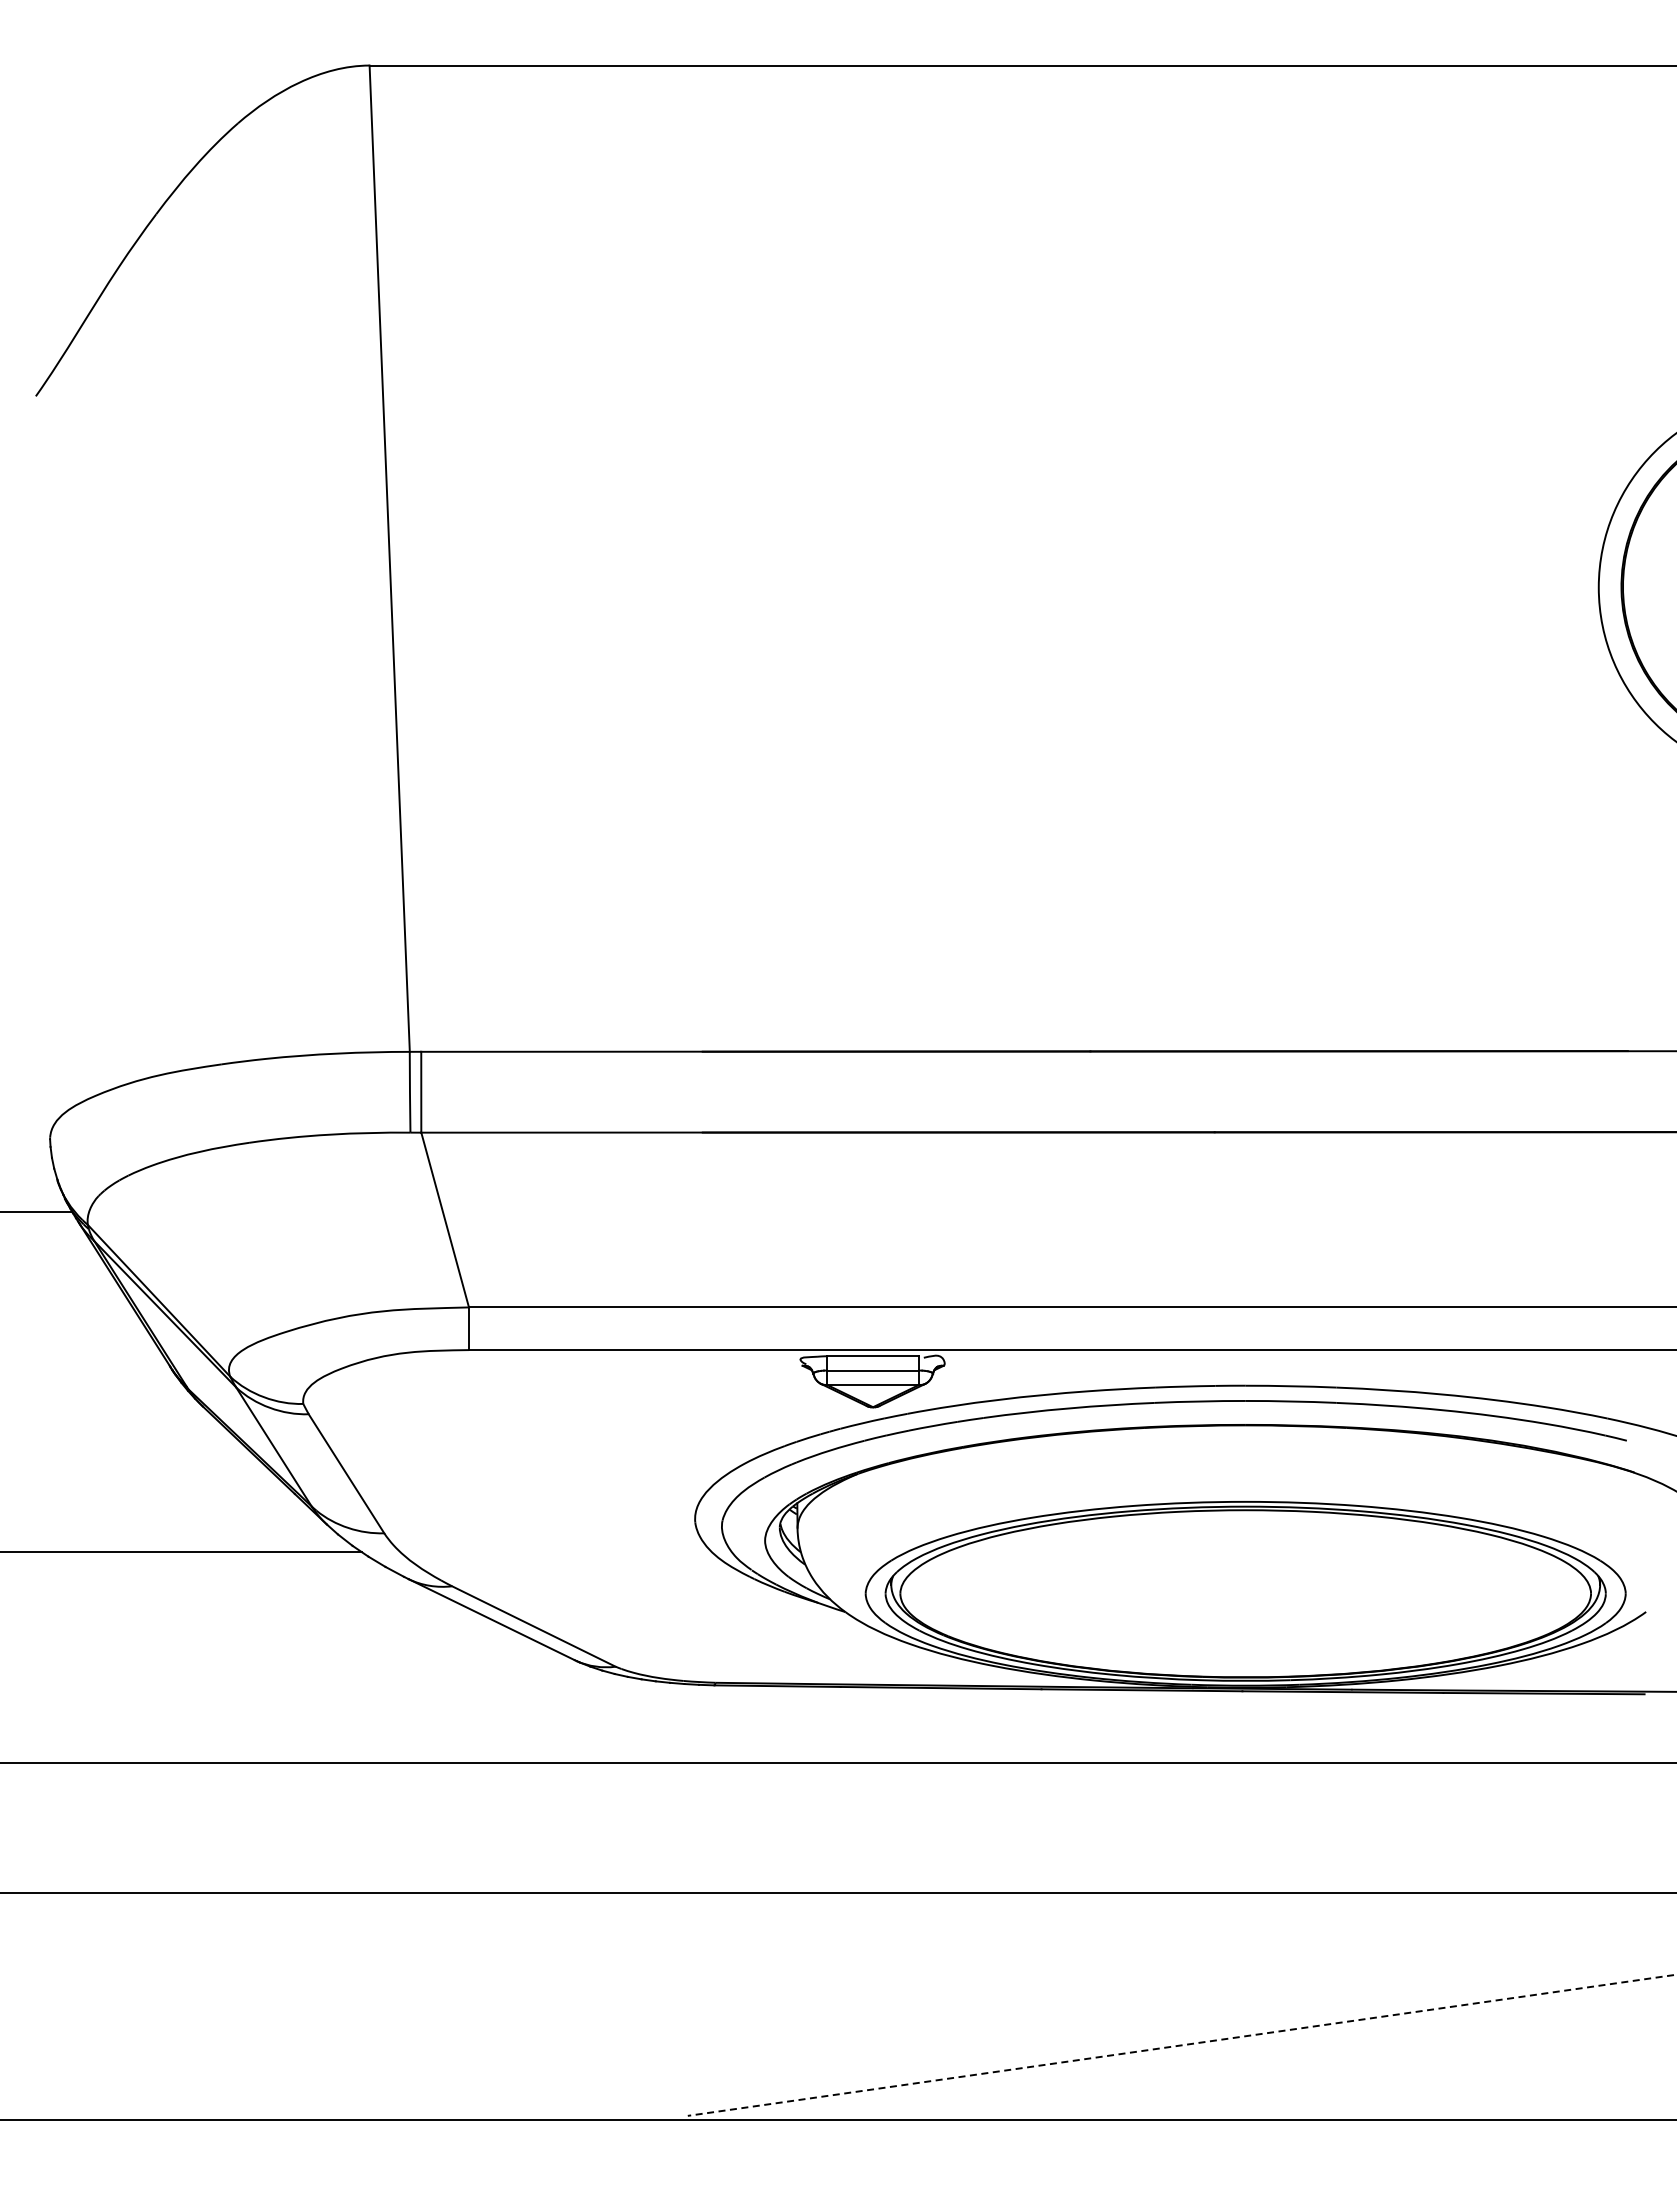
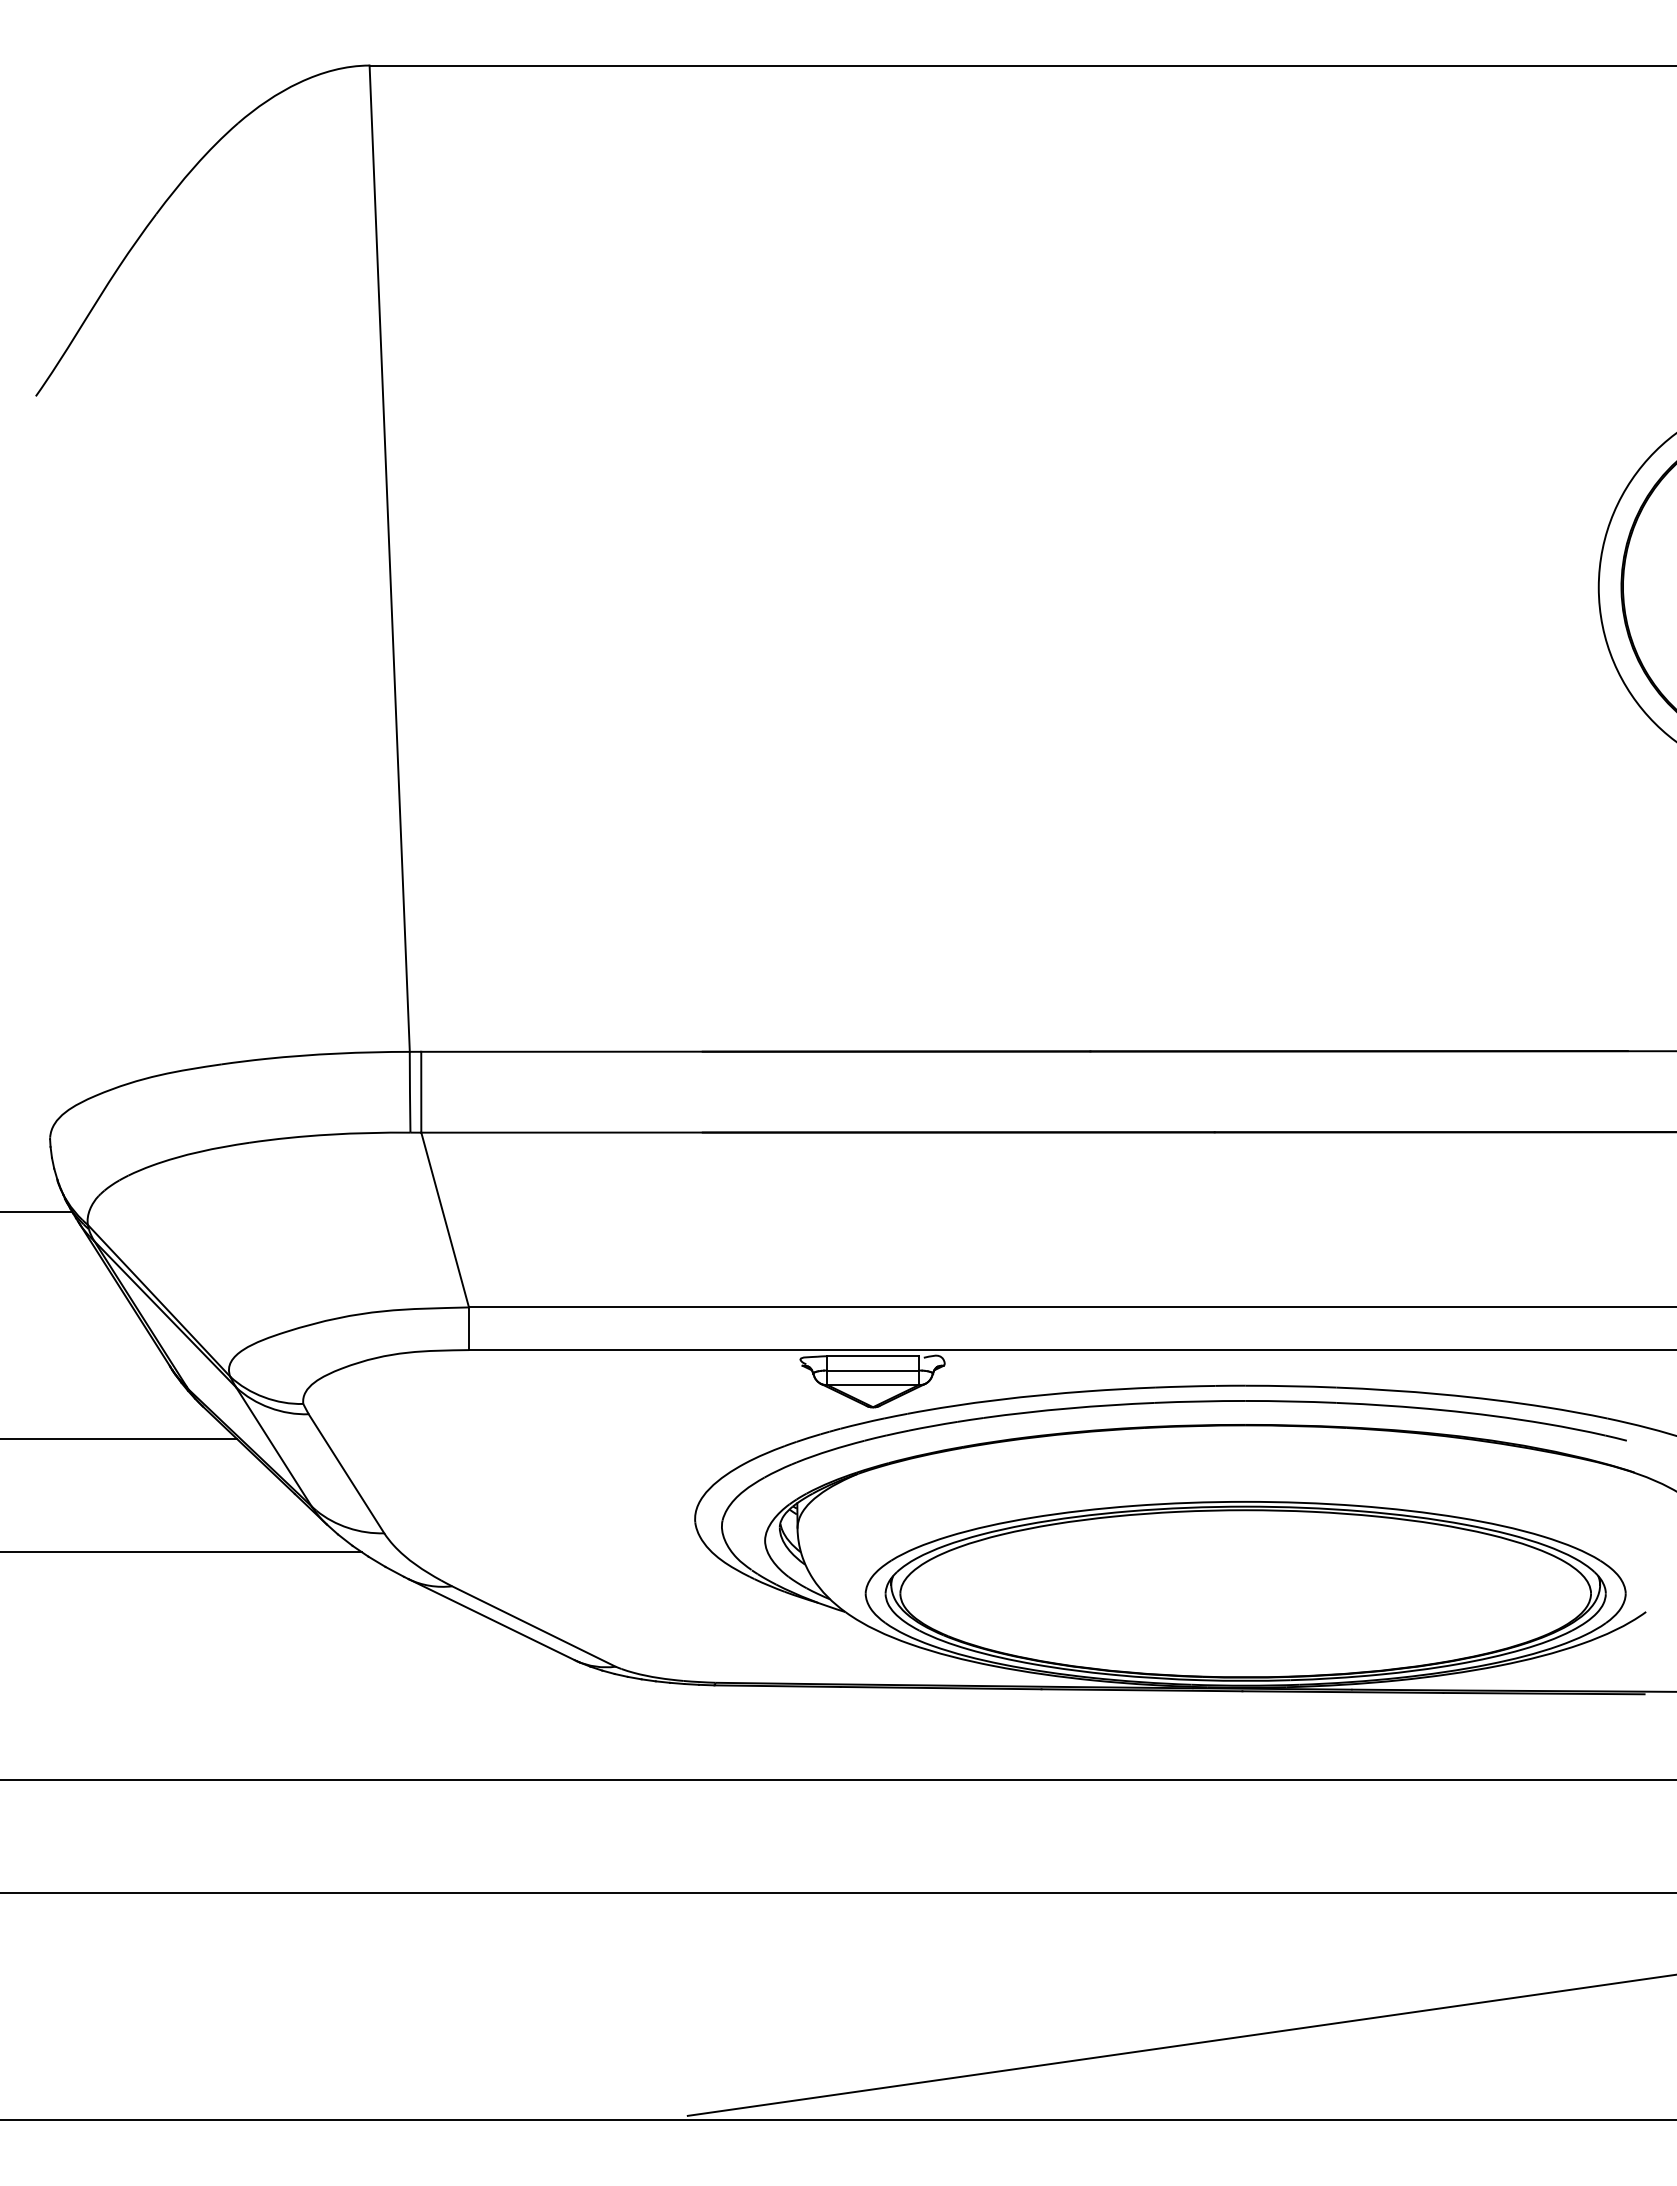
line: none -> present (119, 1438)
line position: (837, 1762) -> (837, 1779) (837, 1779)
line: dashed -> solid (1181, 2045)
